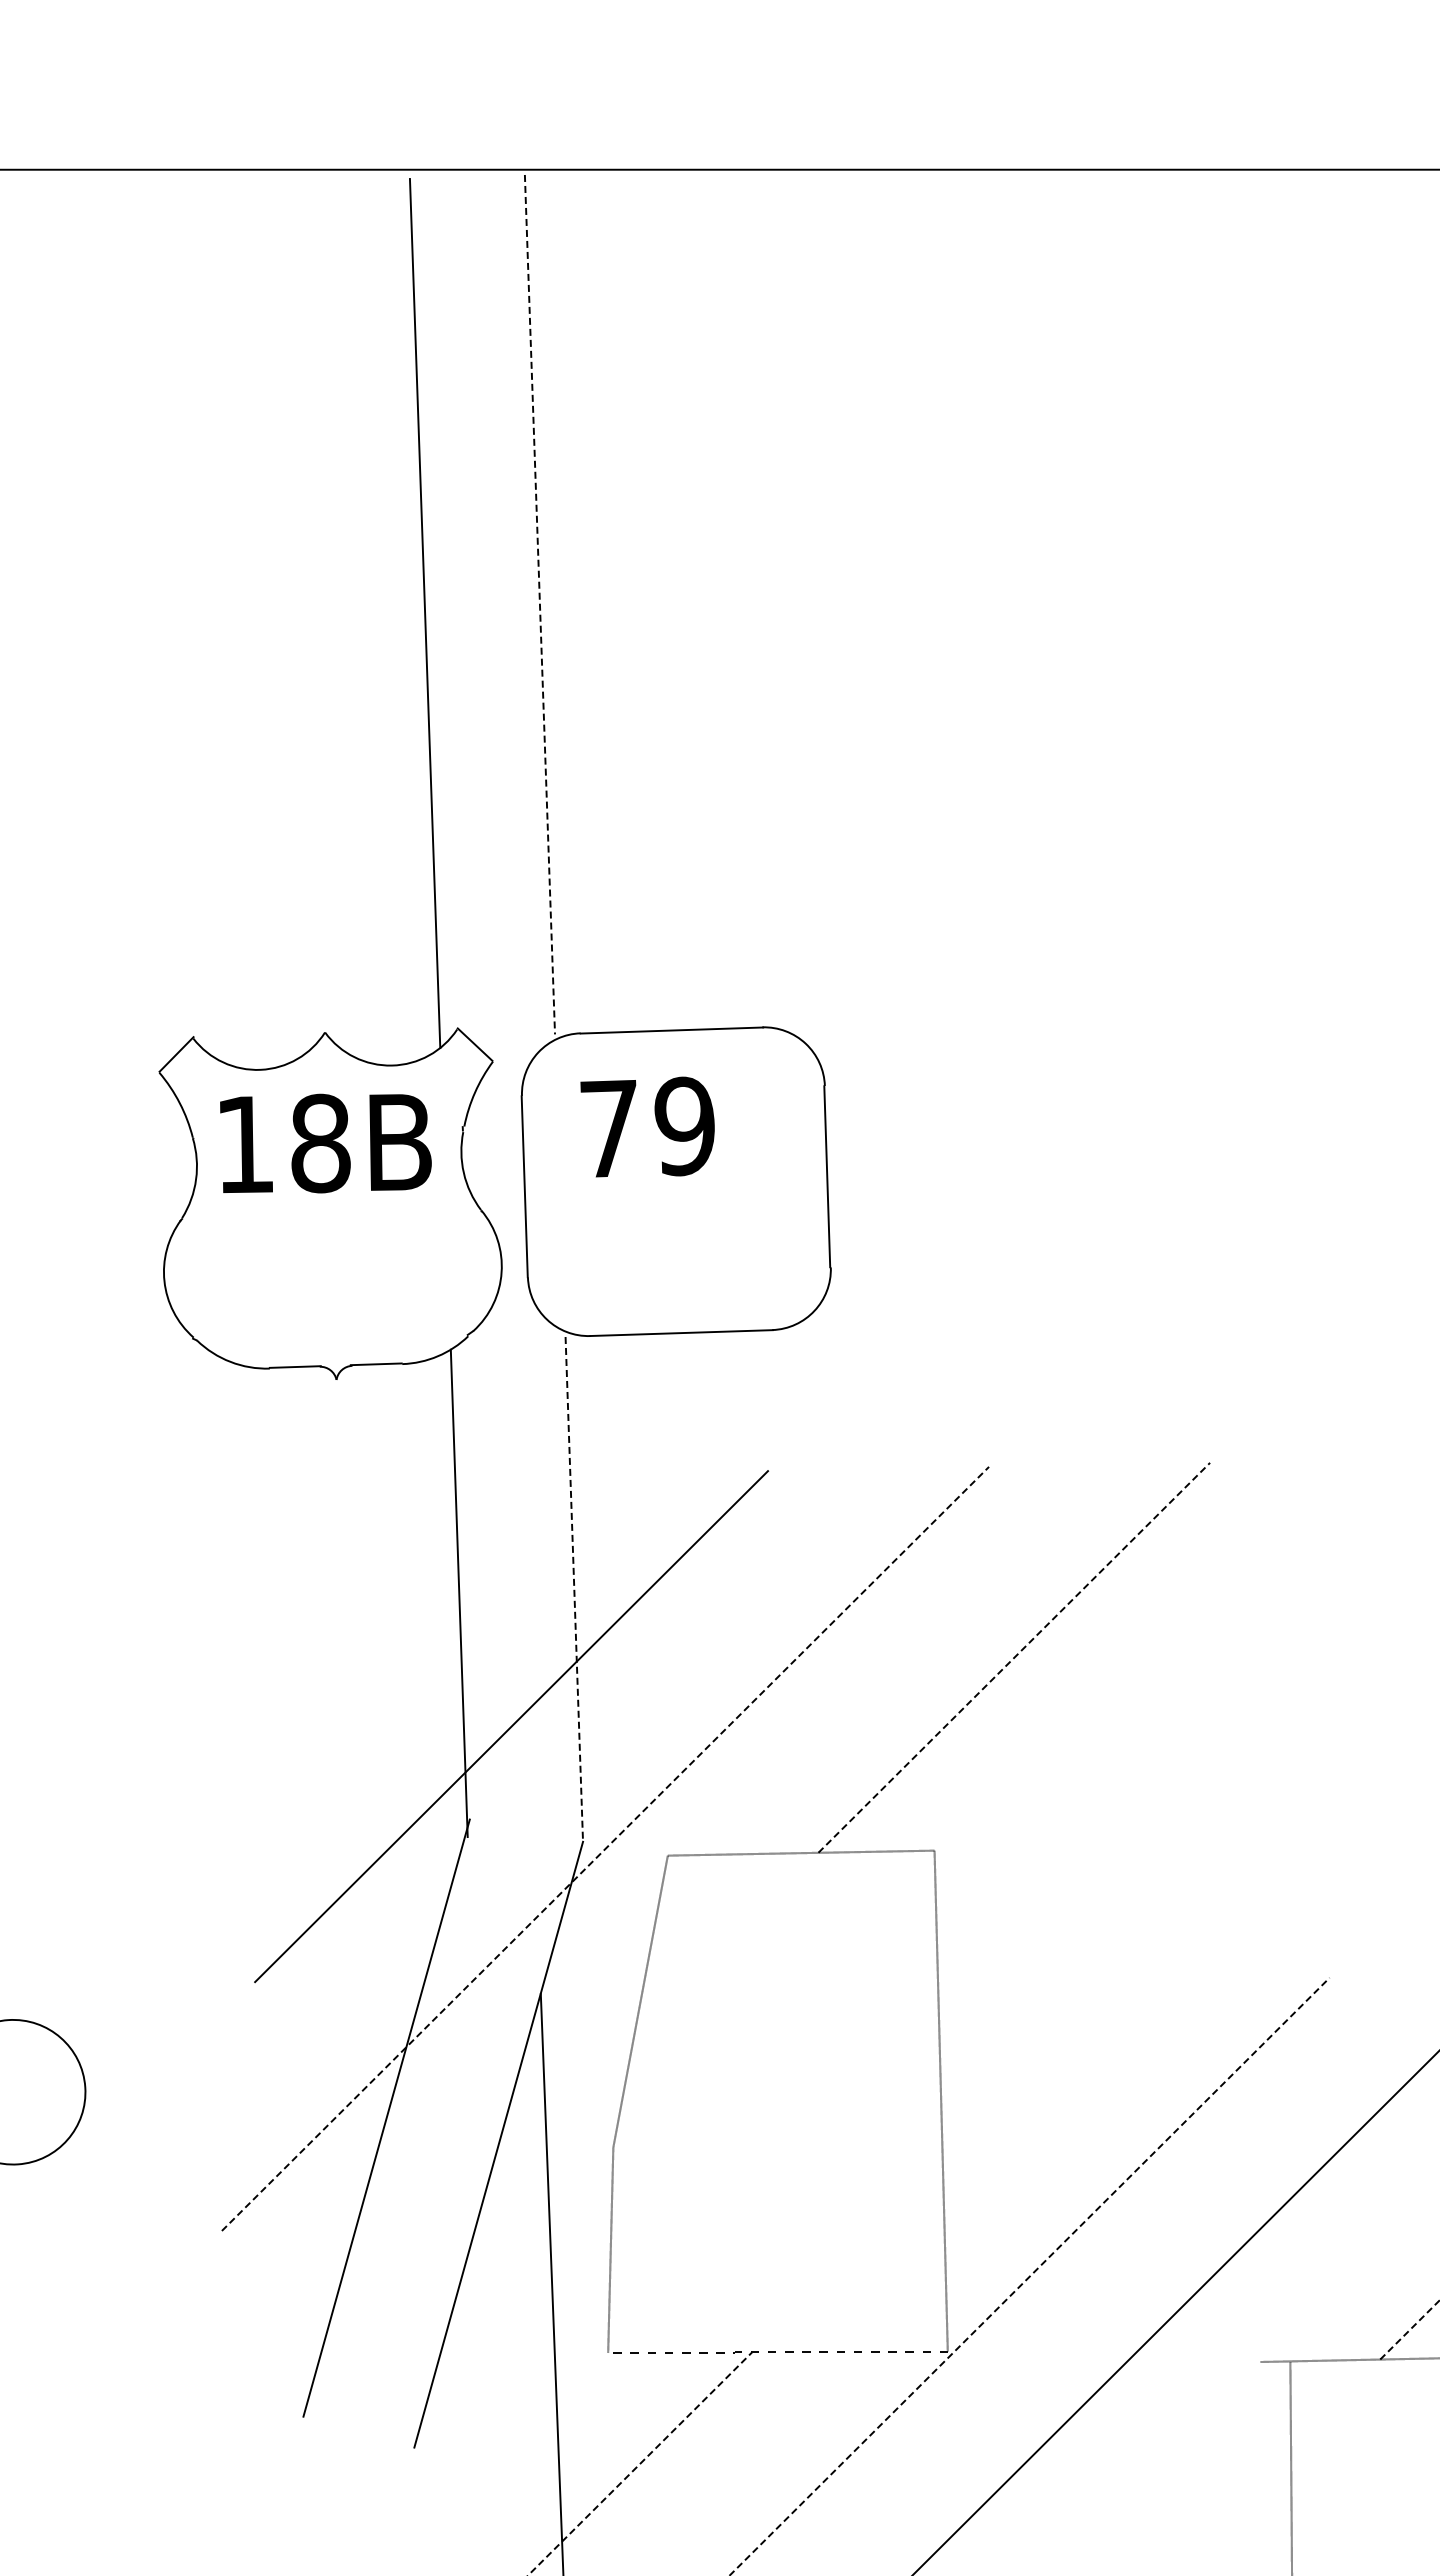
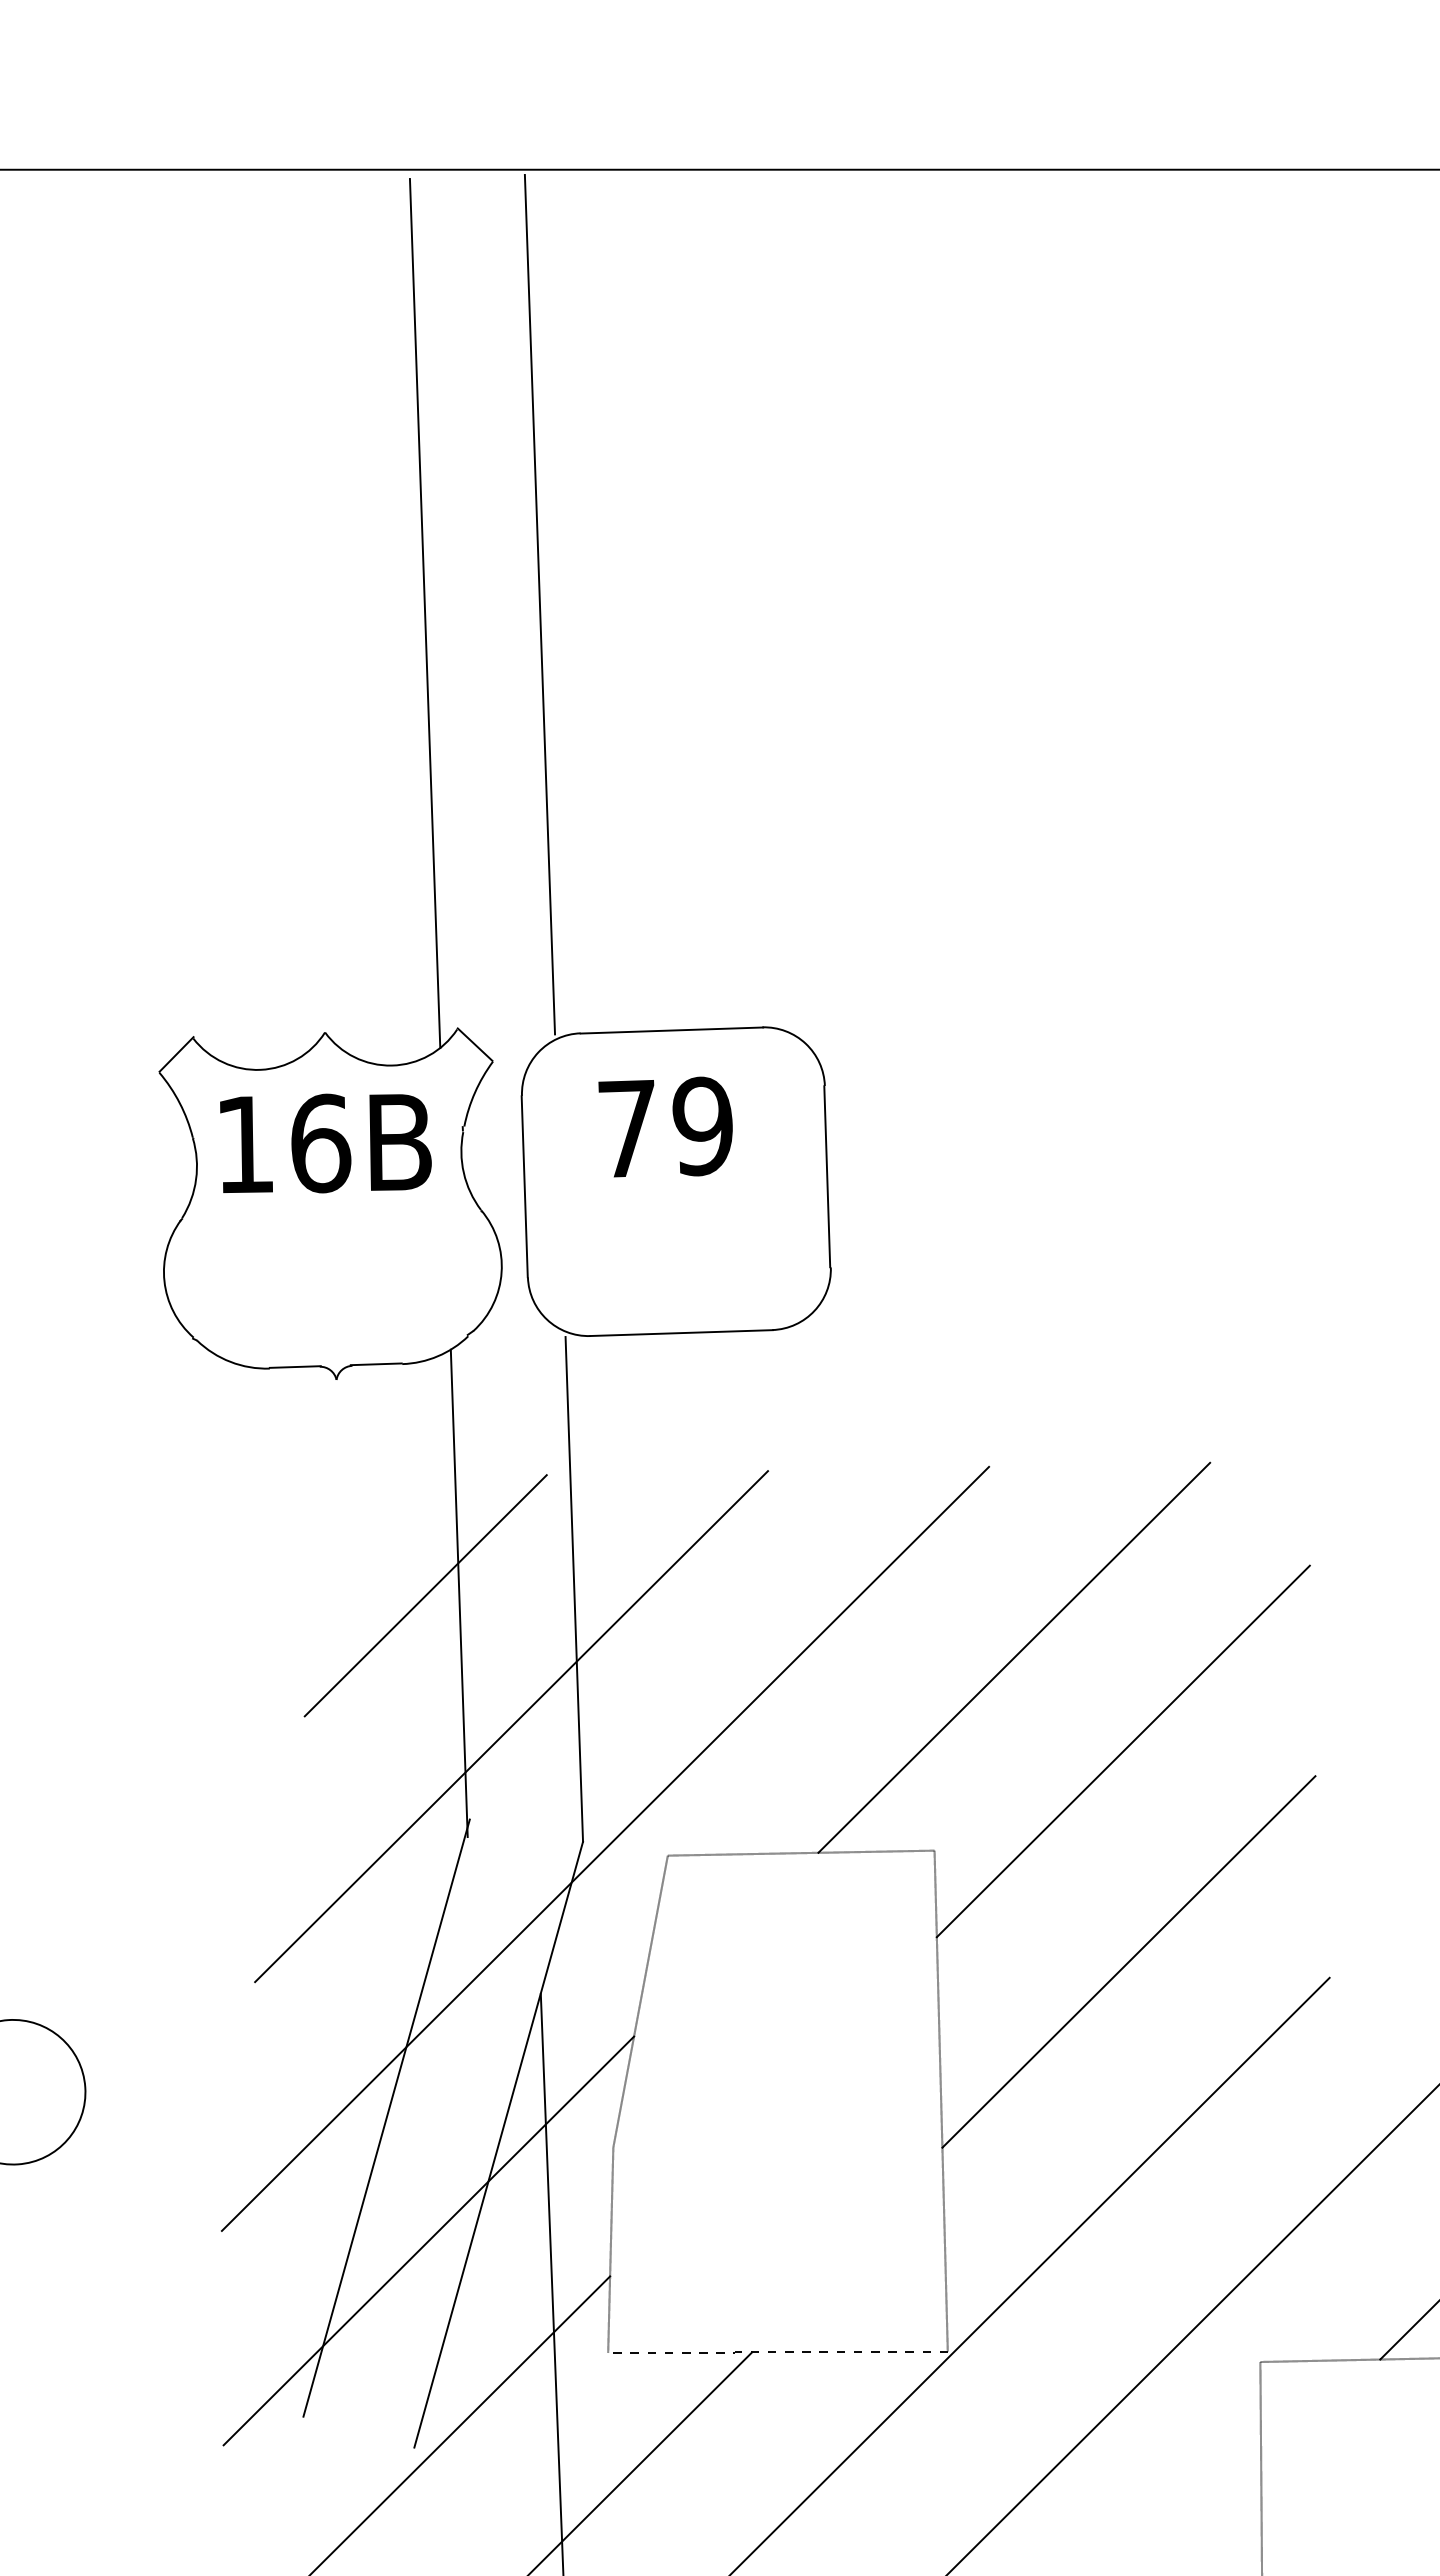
line: dashed -> solid (539, 604)
text position: (647, 1126) -> (665, 1126) (665, 1126)
text: 18B -> 16B (321, 1143)
line: dashed -> solid (574, 1589)
line: none -> present (425, 1595)
line: dashed -> solid (1014, 1657)
line: none -> present (1122, 1751)
line: dashed -> solid (605, 1848)
line: none -> present (1128, 1961)
line: none -> present (428, 2240)
line: dashed -> solid (1029, 2276)
line position: (1175, 2312) -> (1192, 2329) (1192, 2329)
line: dashed -> solid (1410, 2329)
line: none -> present (461, 2424)
line: dashed -> solid (640, 2463)
line position: (1291, 2467) -> (1261, 2467) (1261, 2467)
